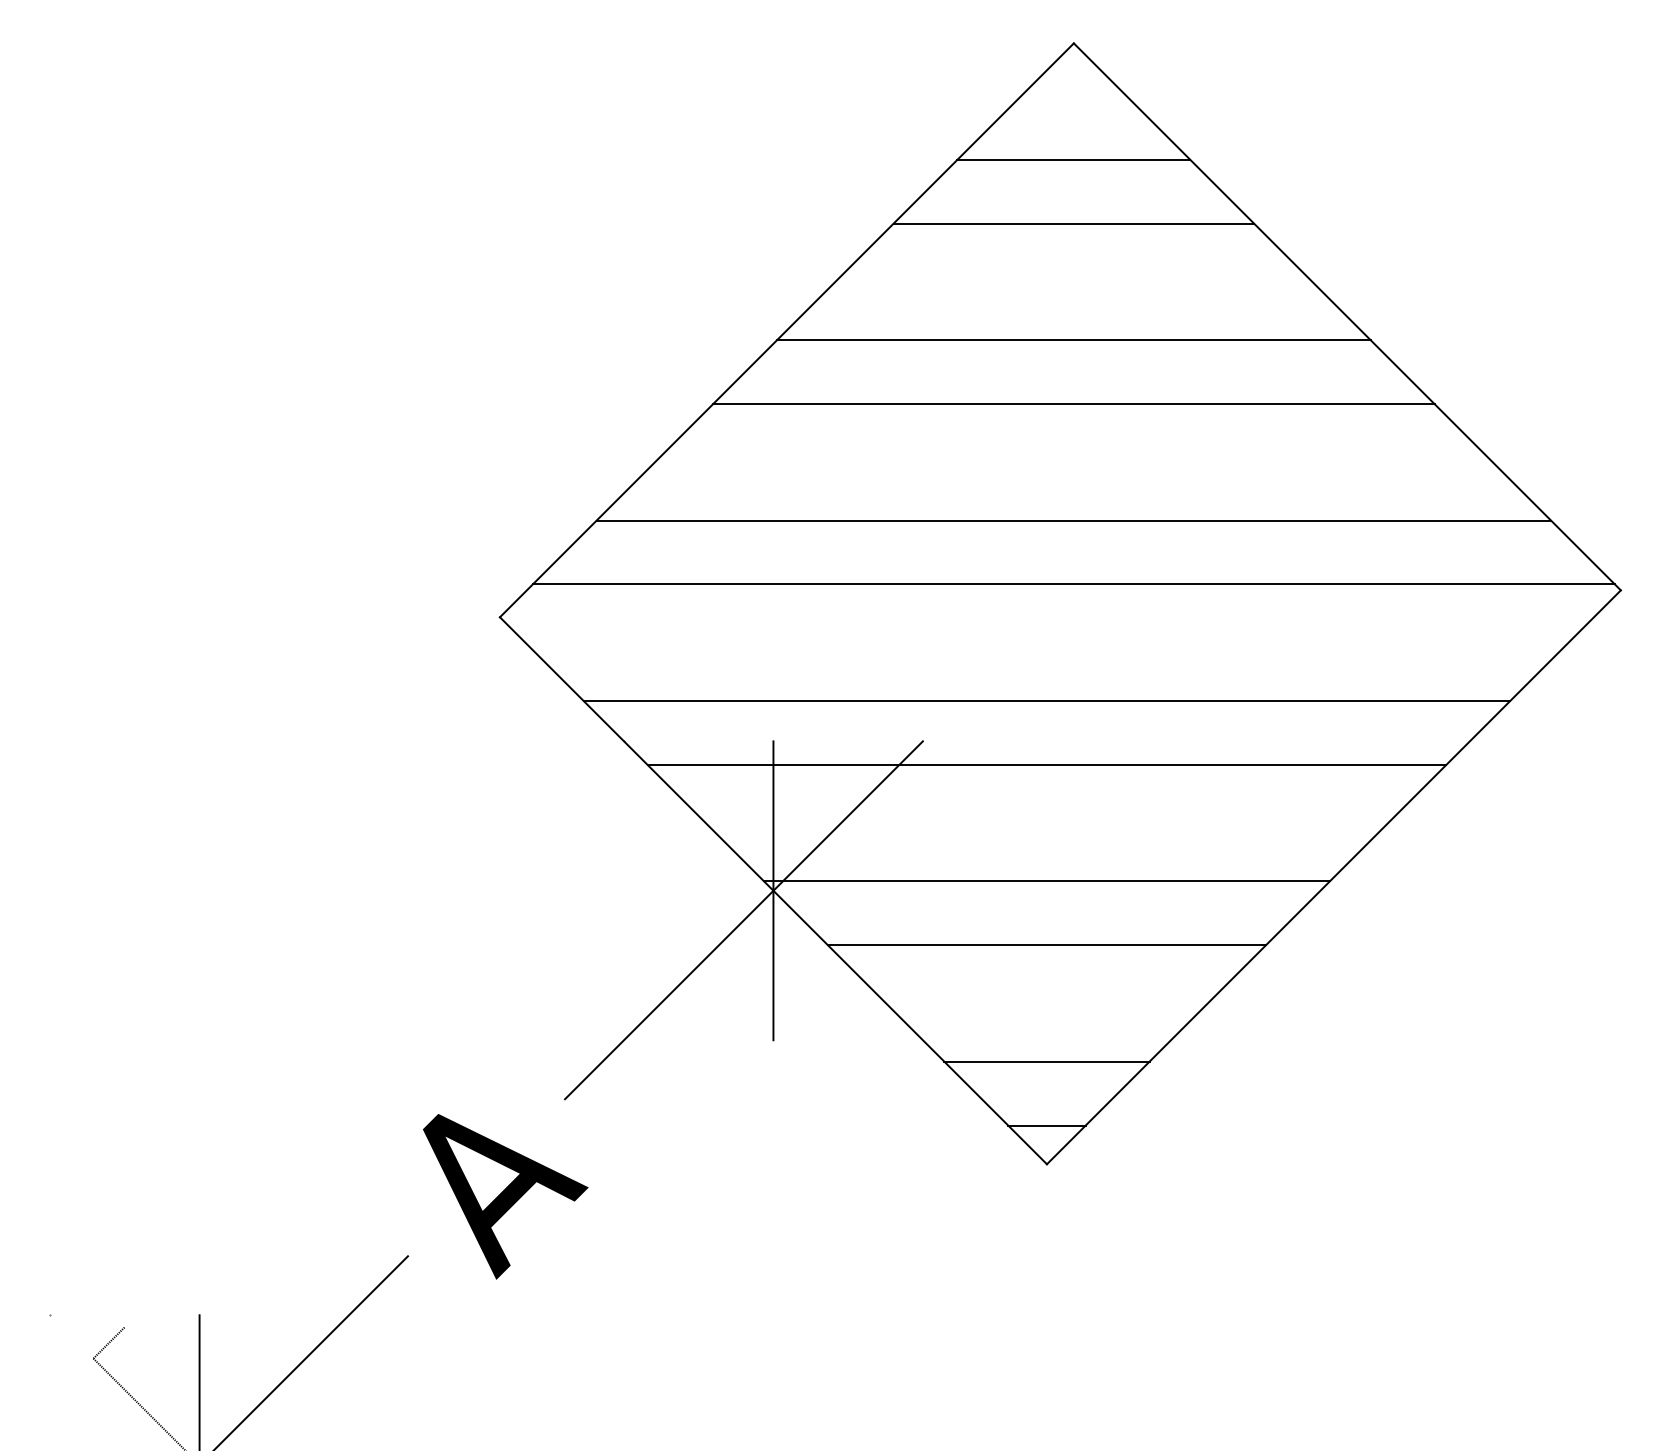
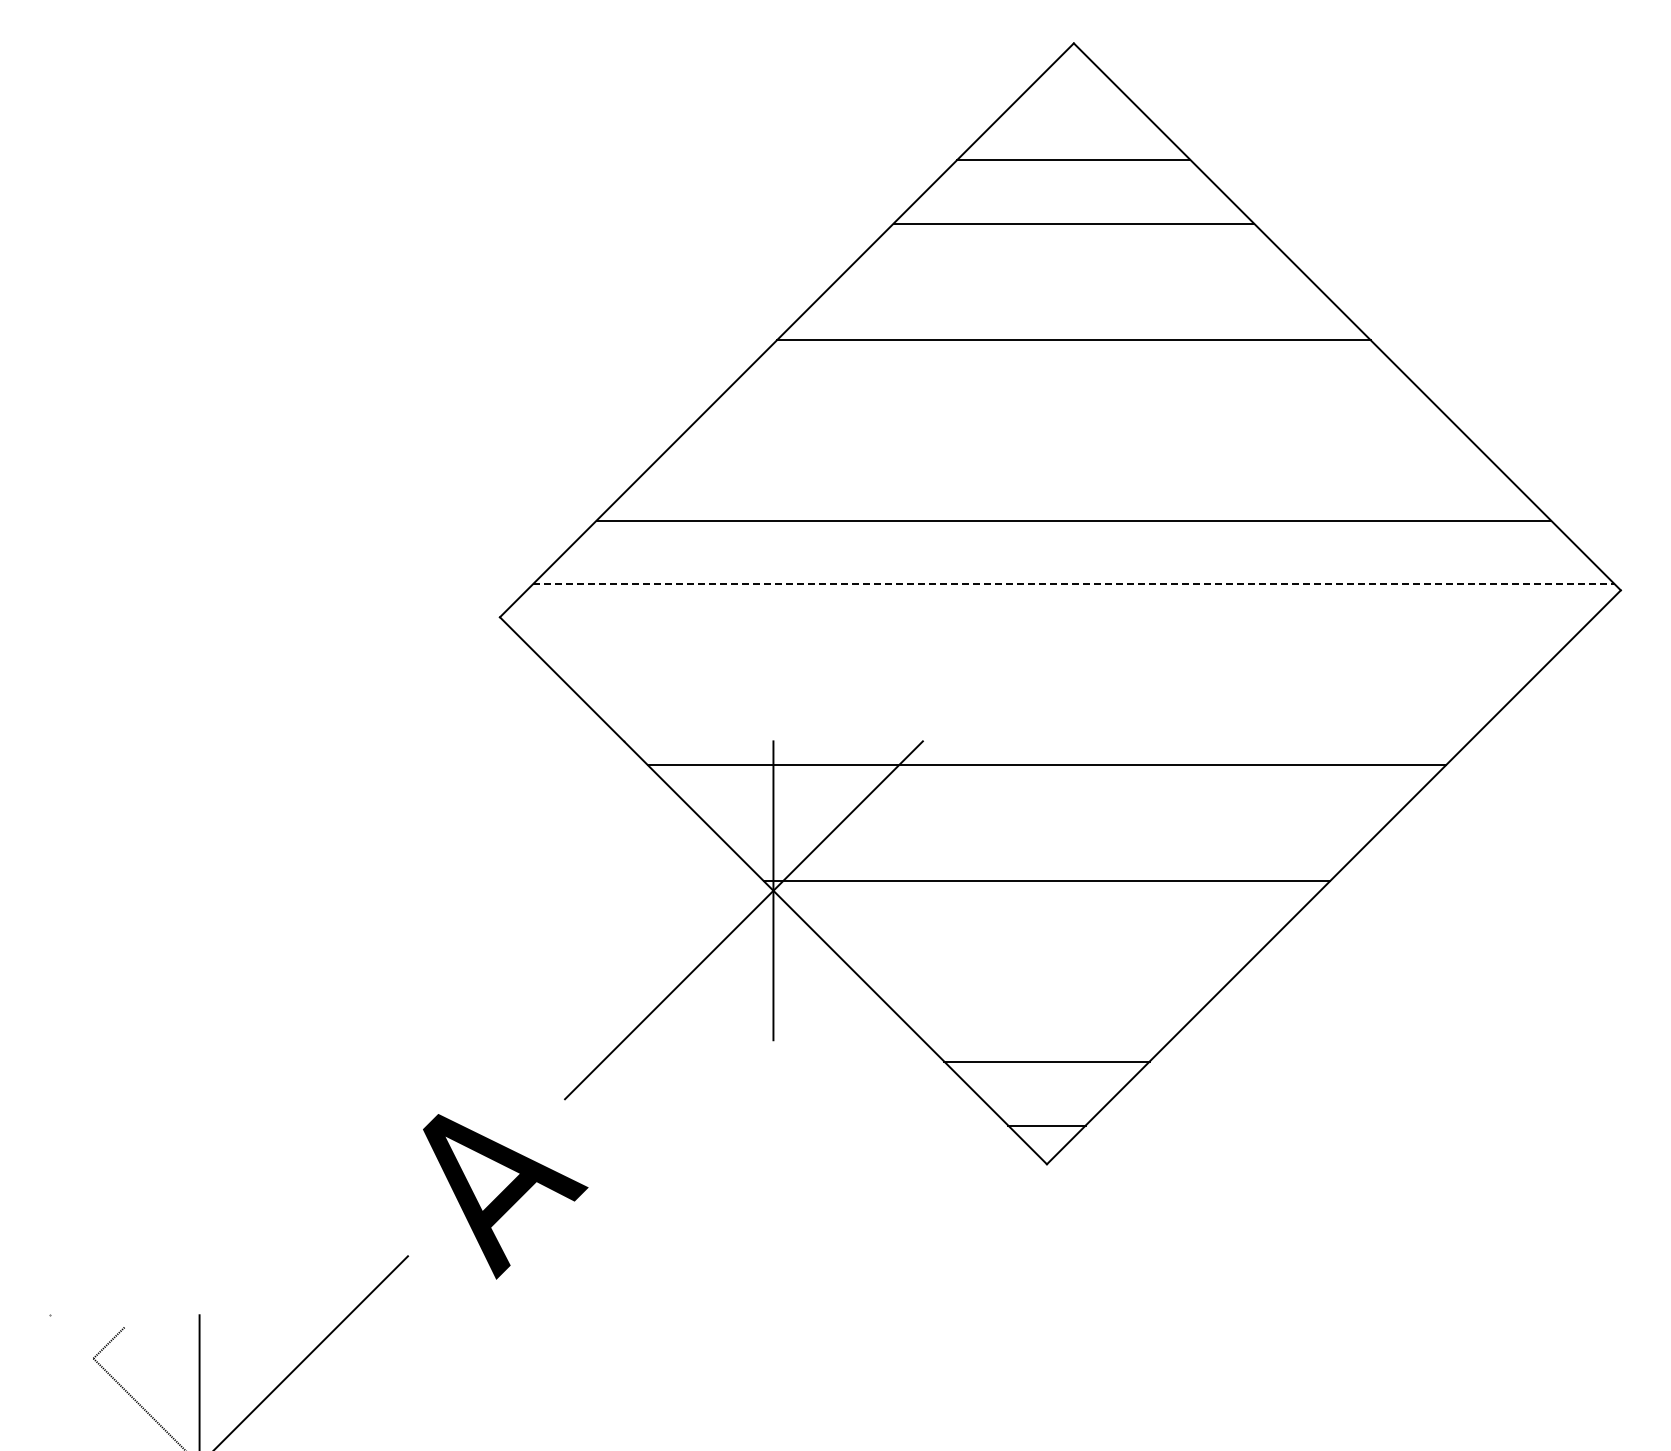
line: present -> none (1073, 404)
line: solid -> dashed (1074, 584)
line: present -> none (1046, 701)
line: present -> none (1046, 945)
